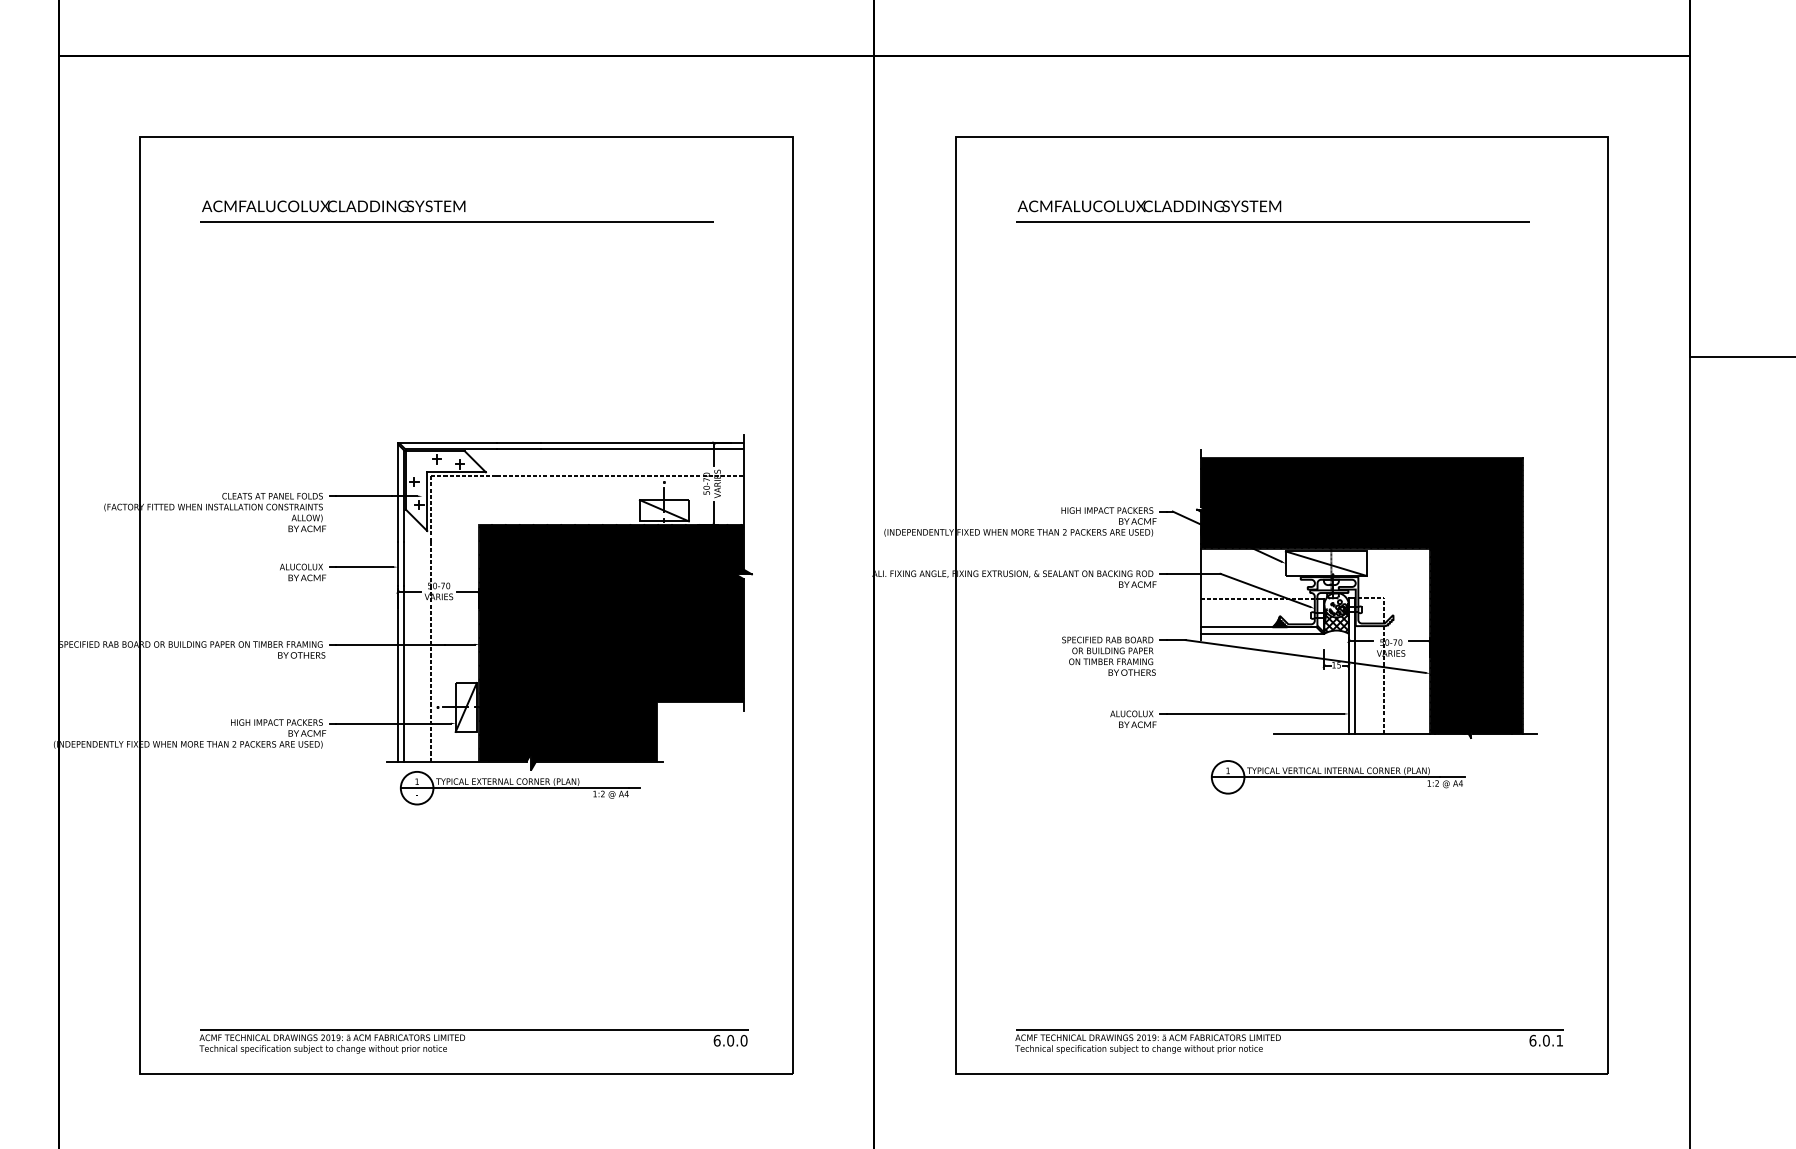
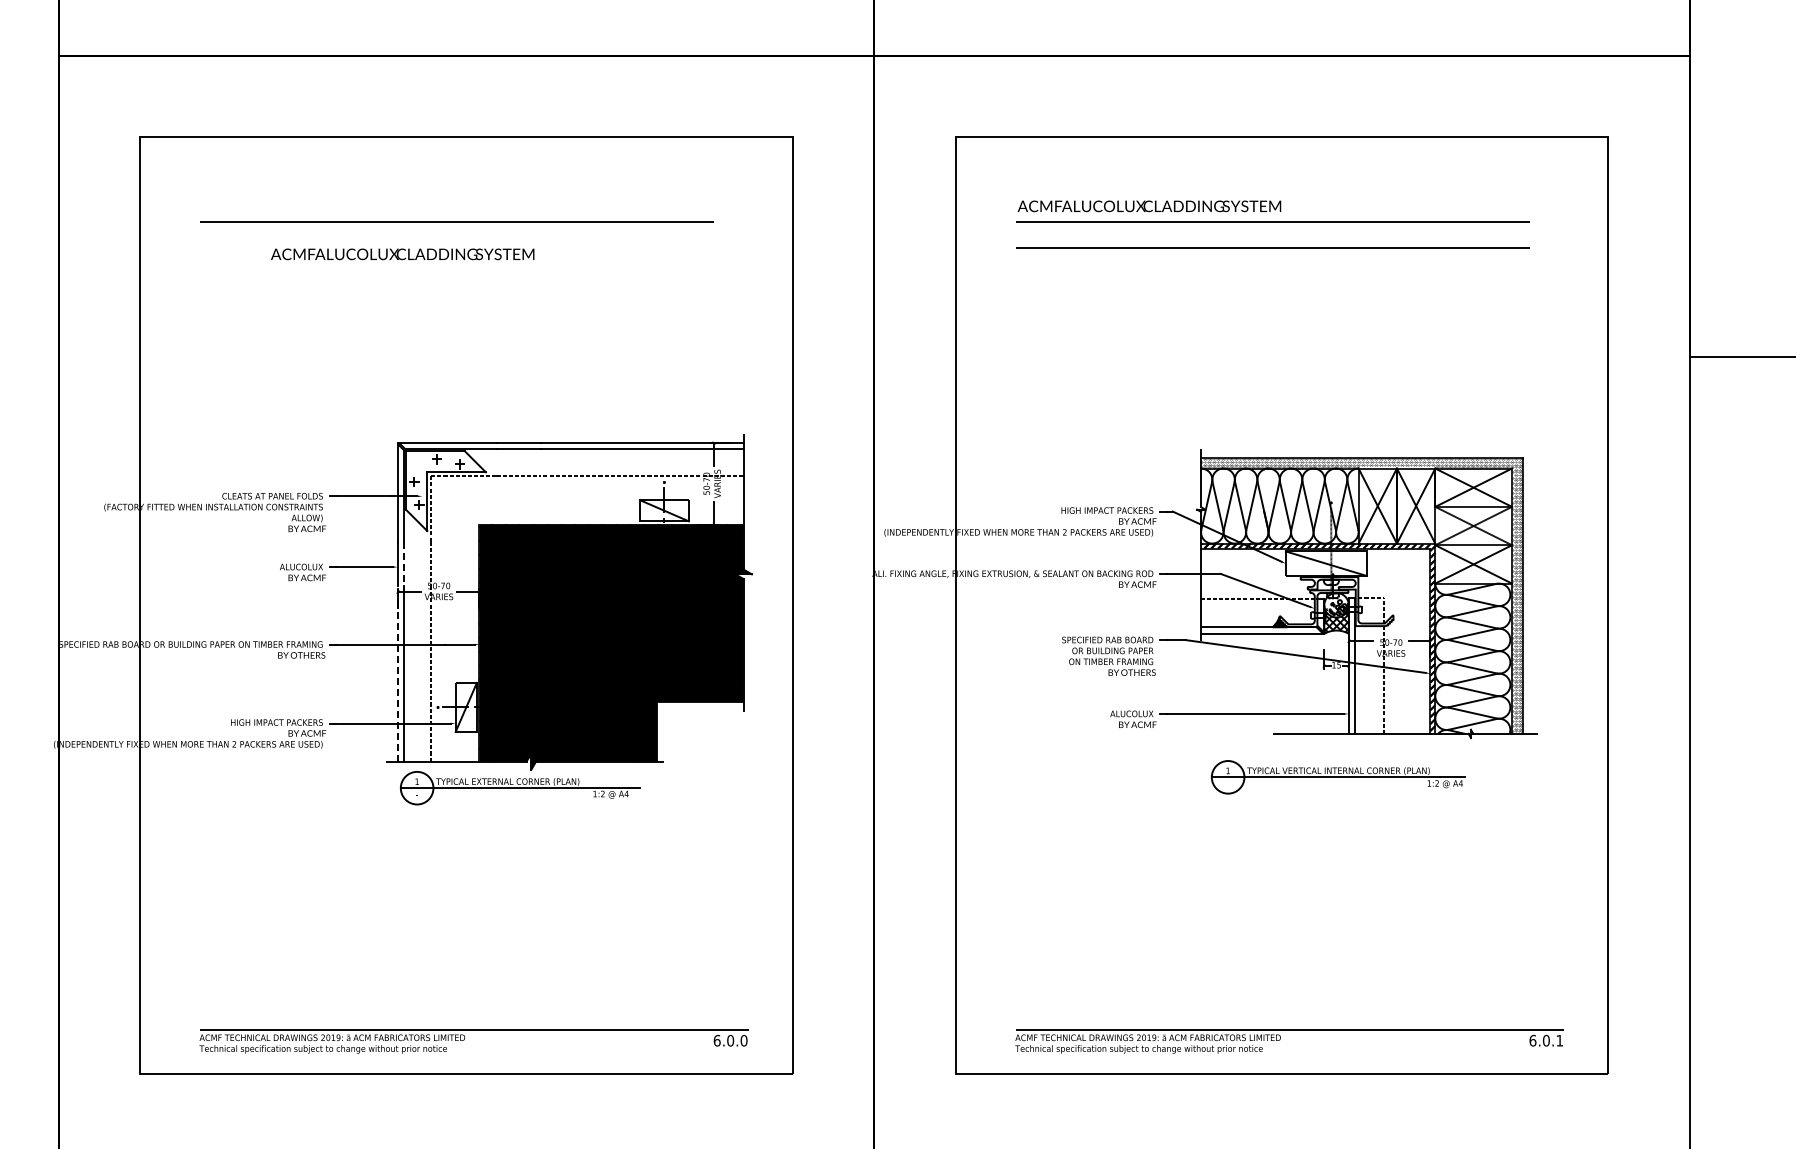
text position: (333, 206) -> (402, 254) (402, 254)
line: none -> present (1272, 247)
line: solid -> dashed (404, 564)
fill: present -> none (1359, 597)
line: solid -> dashed (397, 673)
